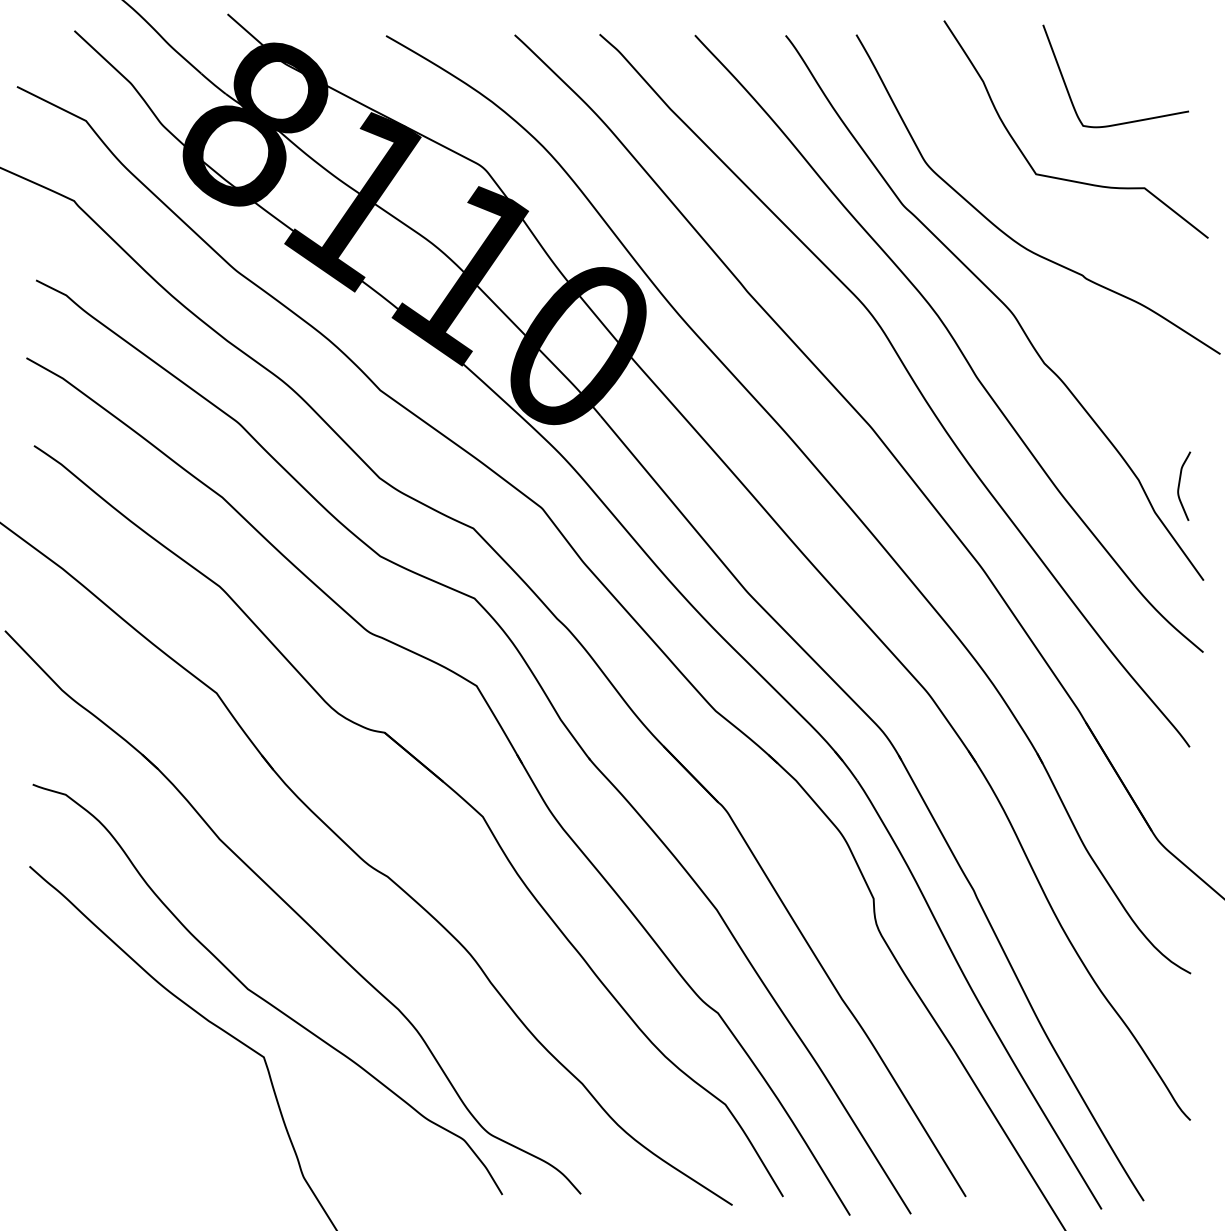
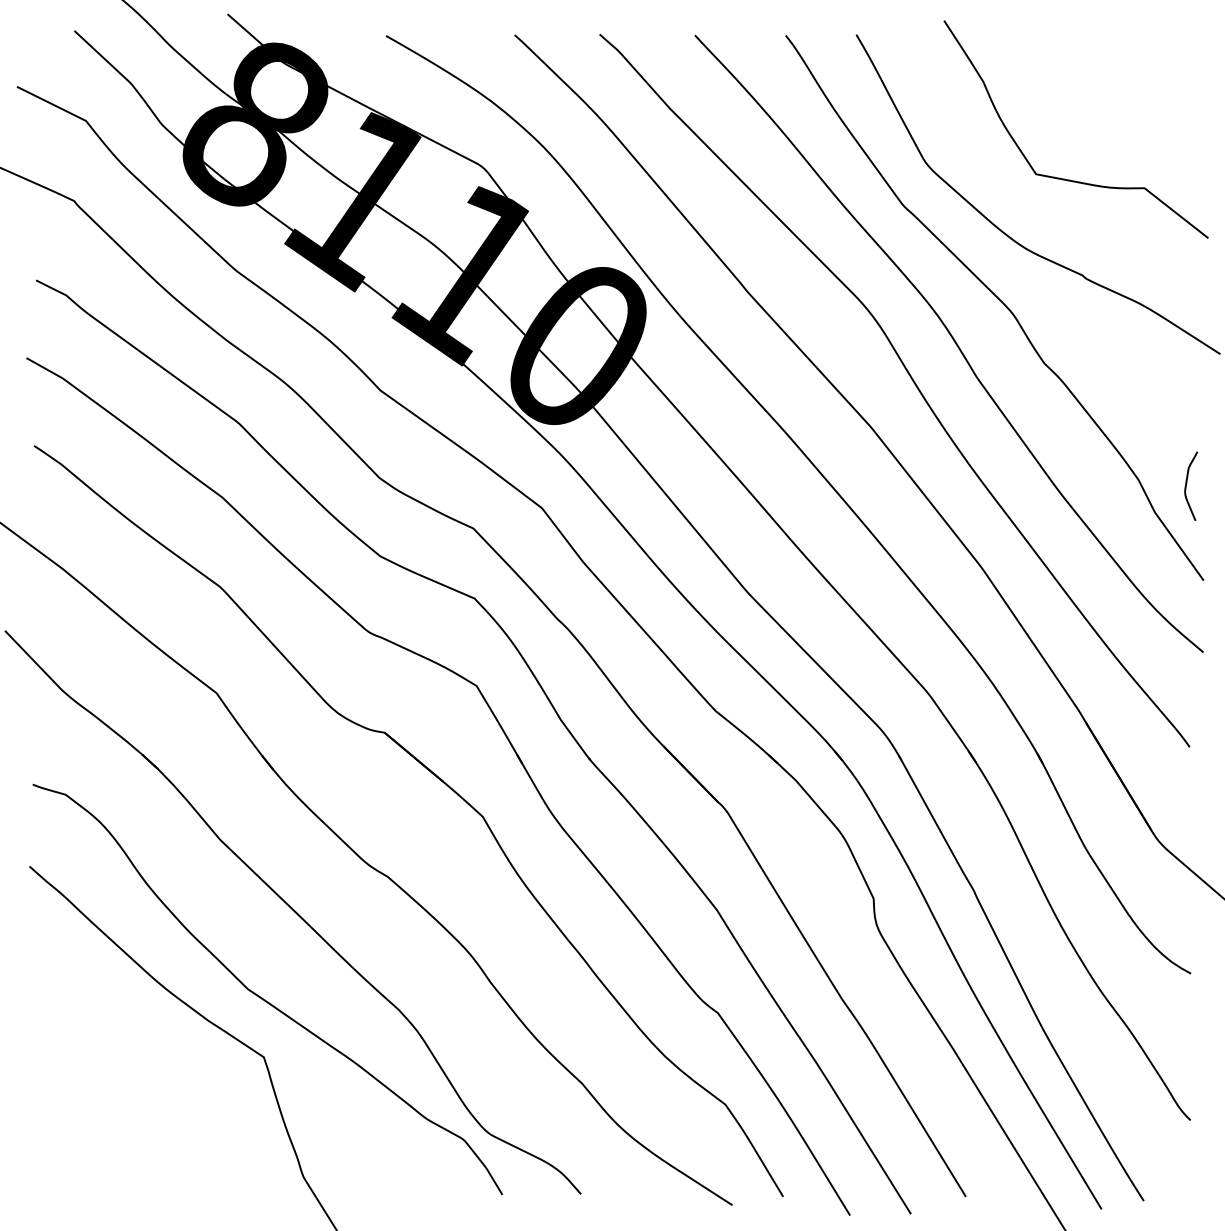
curve: present -> none (1122, 122)
curve position: (1180, 483) -> (1187, 483) (1187, 483)
